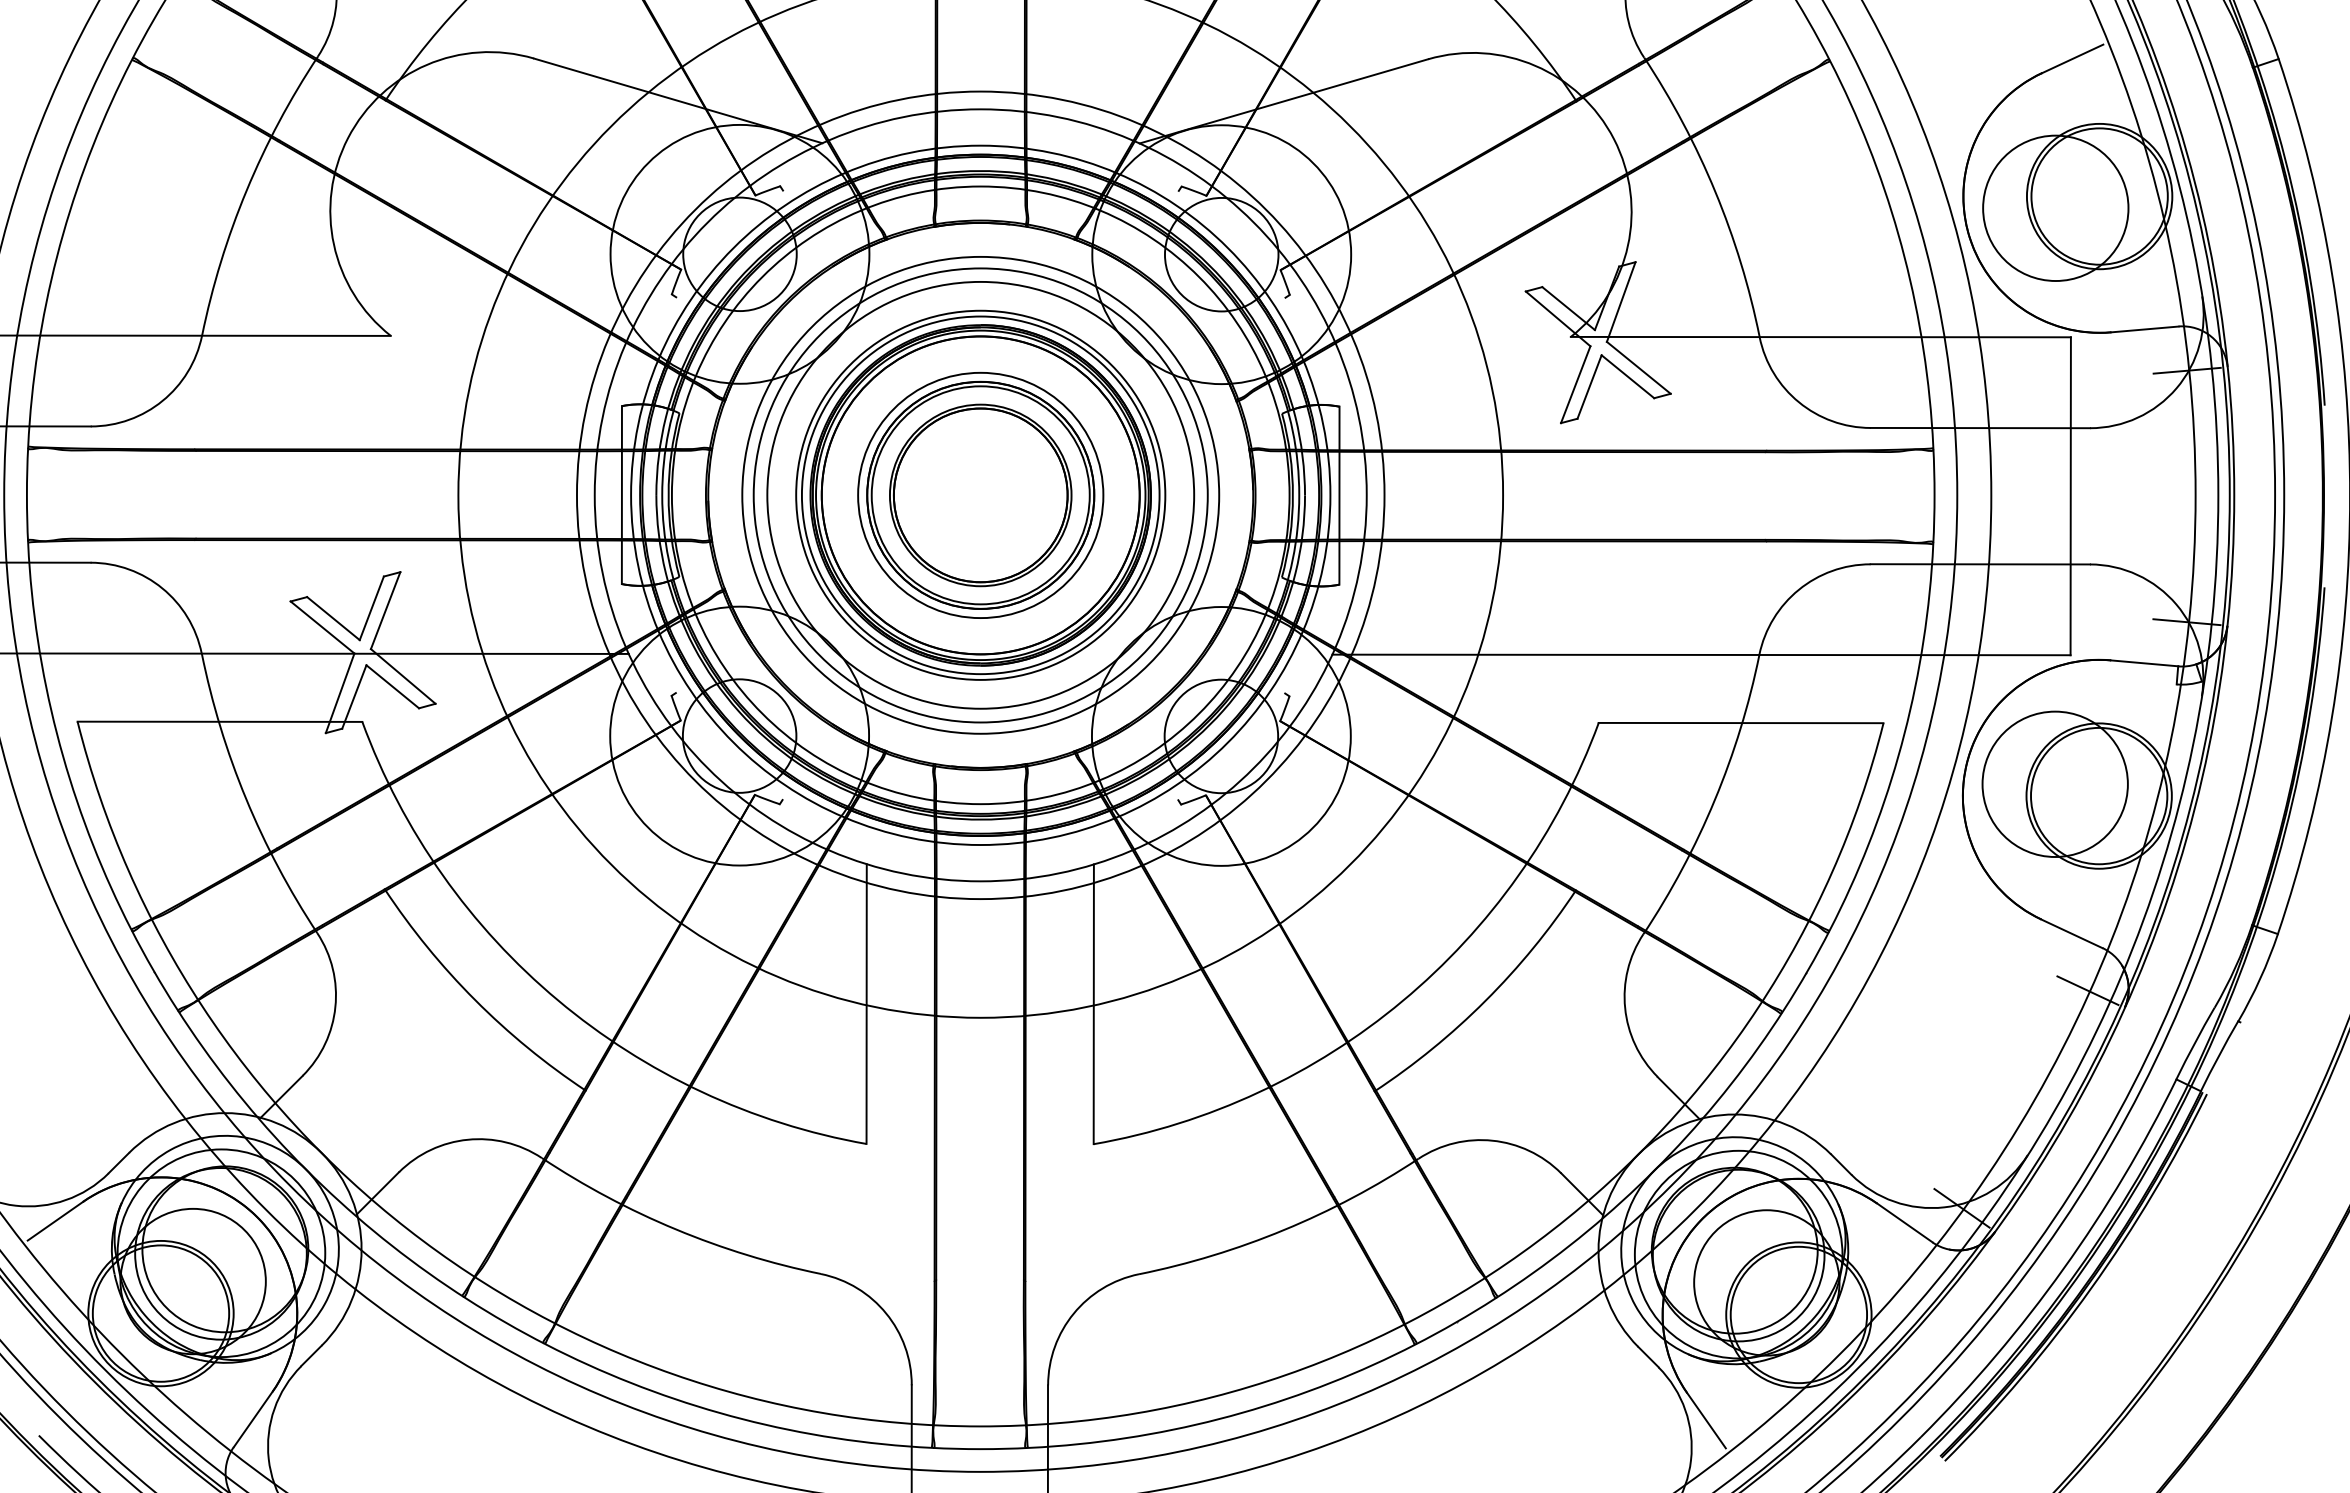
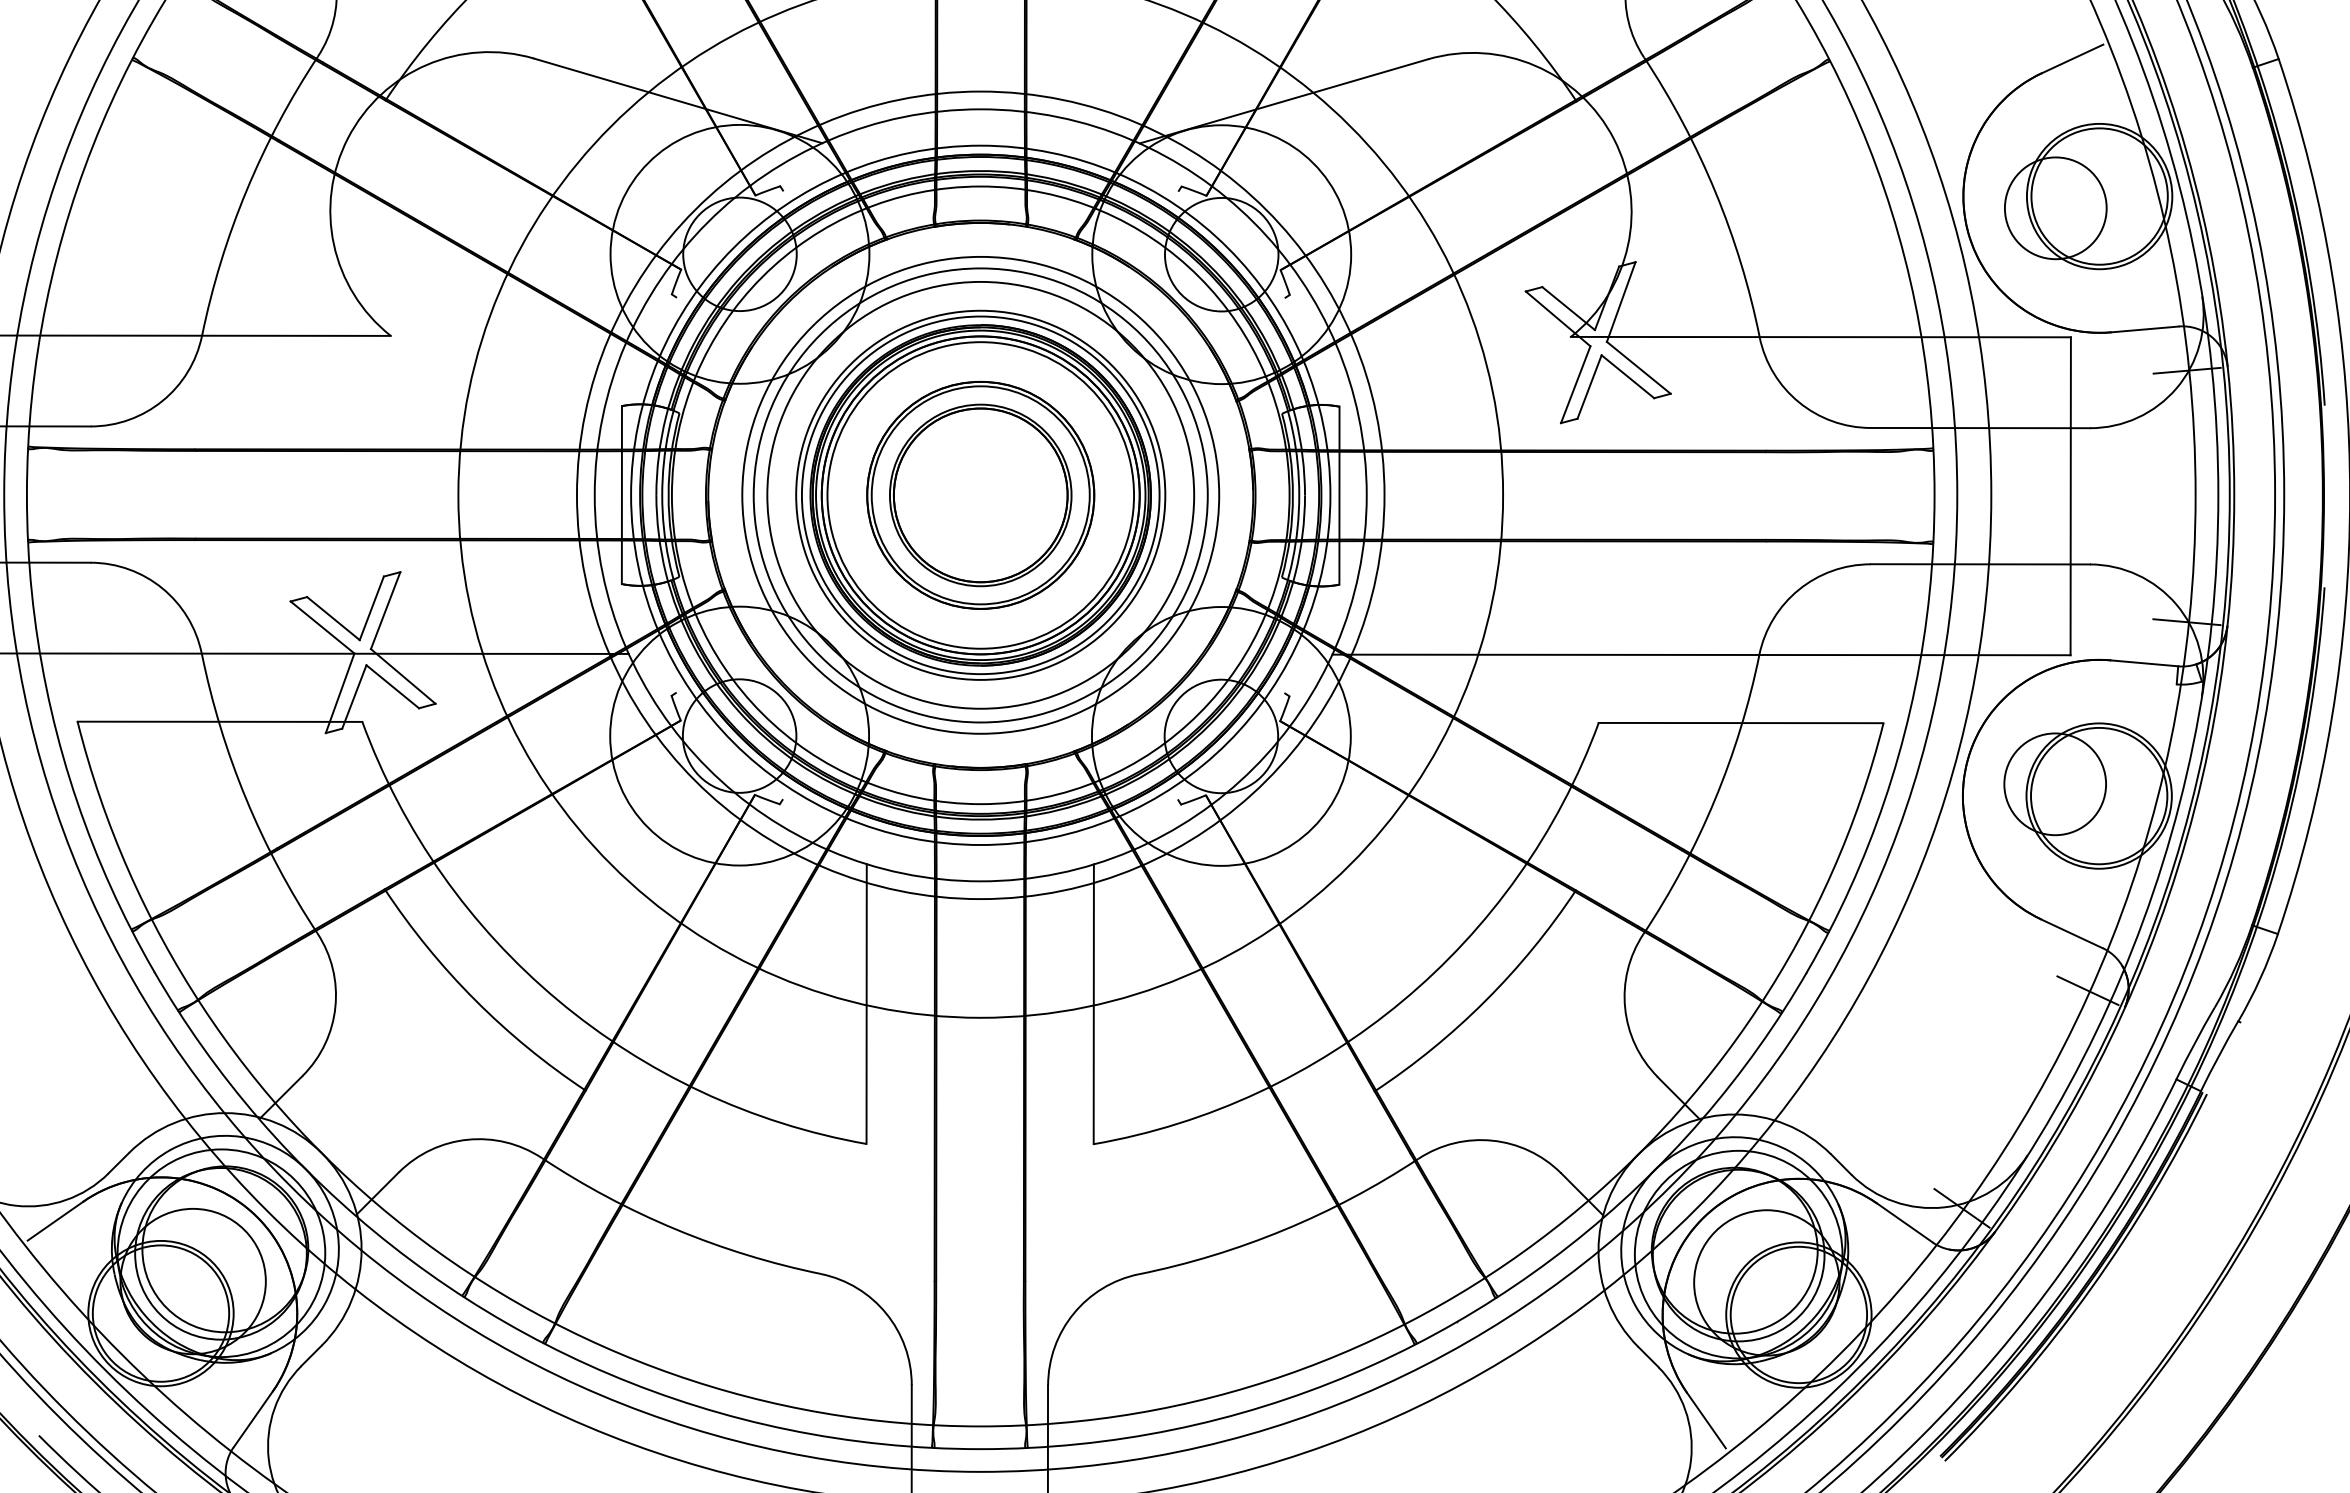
circle diameter: 145 px -> 102 px (2055, 208)
circle diameter: 245 px -> 307 px (980, 495)
circle diameter: 145 px -> 102 px (2055, 784)
